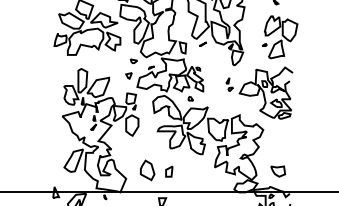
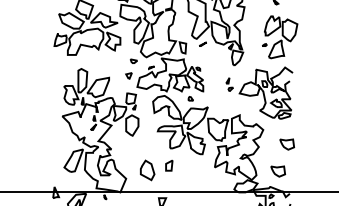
part: none -> present (287, 144)
part position: (169, 171) -> (169, 165) (169, 165)
